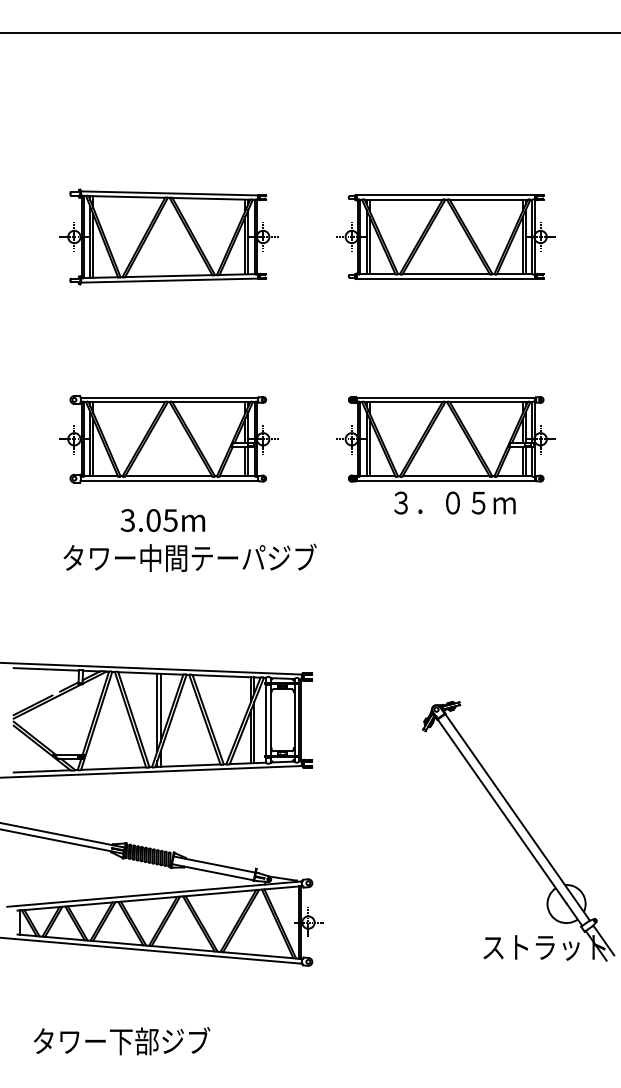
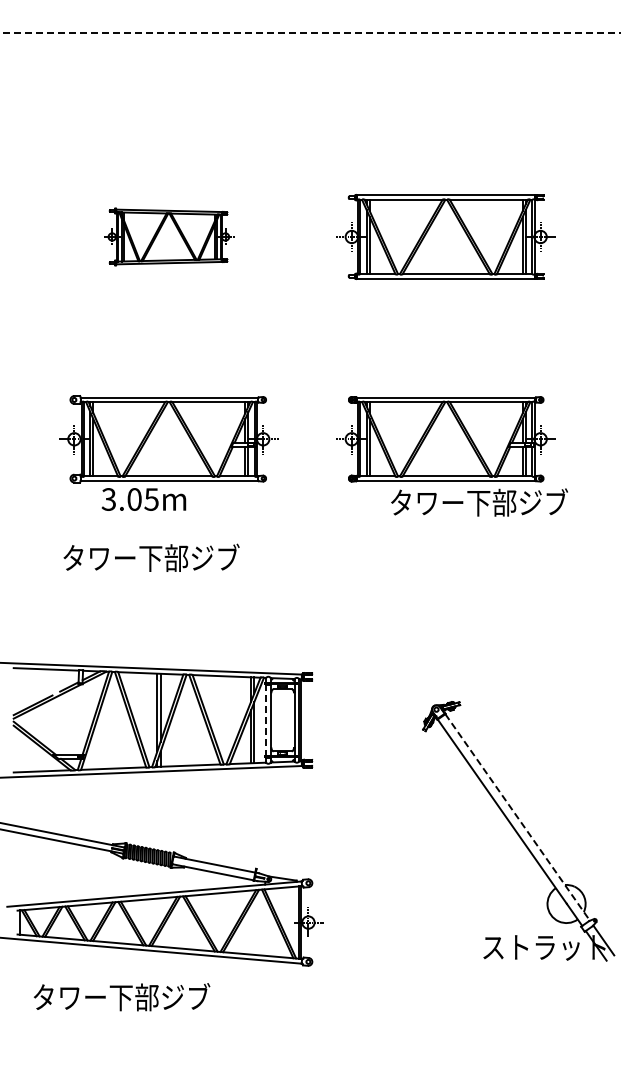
line: solid -> dashed (310, 32)
part size: 220x98 px -> 131x60 px (169, 236)
text: ３．０５ｍ -> タワー下部ジブ (479, 502)
text position: (162, 520) -> (143, 499) (143, 499)
text: タワー中間テーパジブ -> タワー下部ジブ (227, 557)
line: solid -> dashed (266, 720)
line: solid -> dashed (517, 817)
text position: (121, 1041) -> (121, 997) (121, 997)
